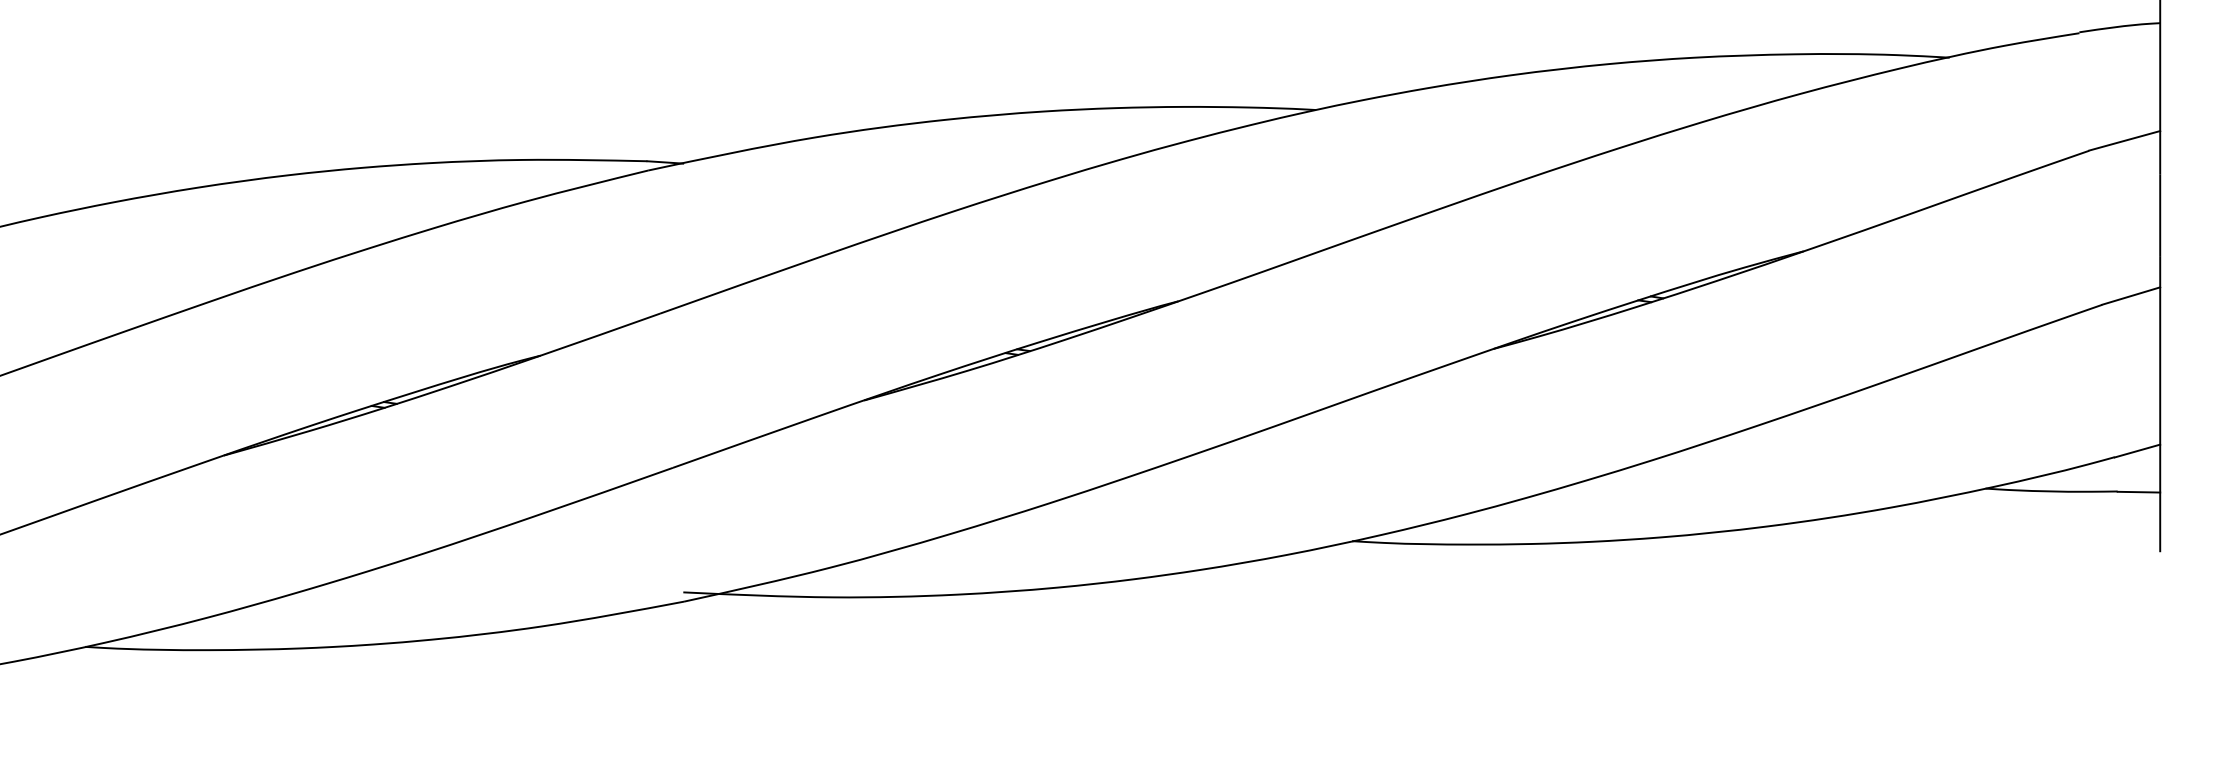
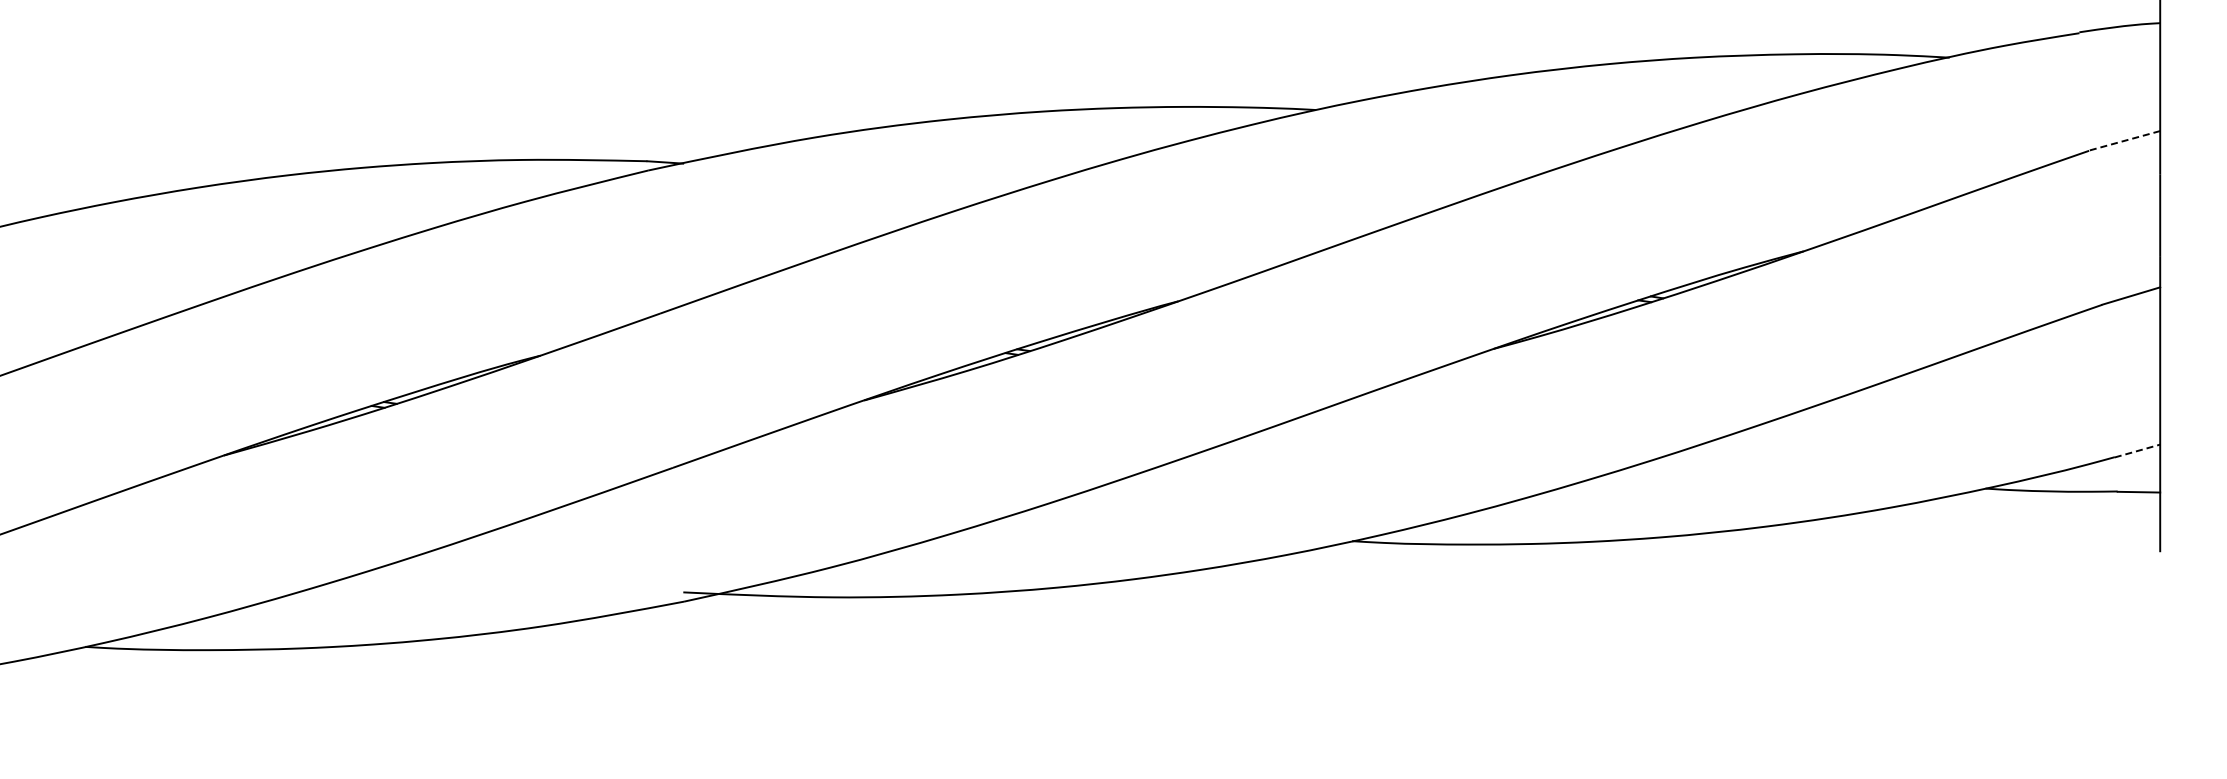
line: solid -> dashed (2124, 140)
line: solid -> dashed (2137, 451)
